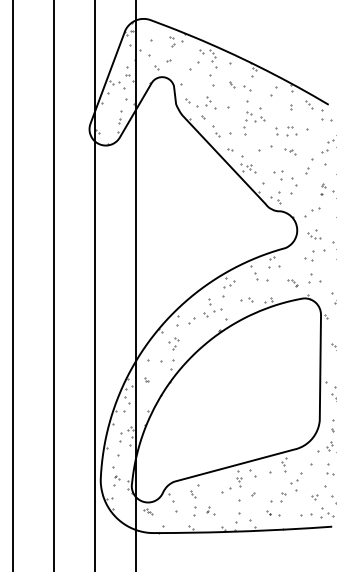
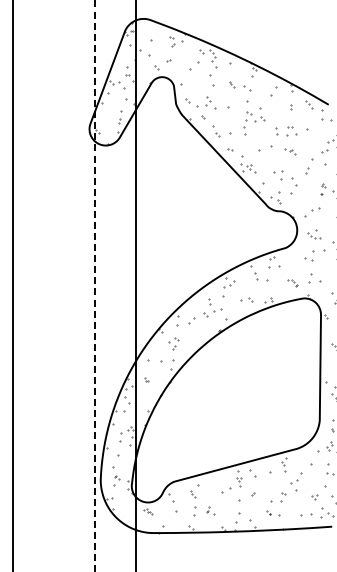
line: present -> none (54, 285)
line: solid -> dashed (94, 286)
